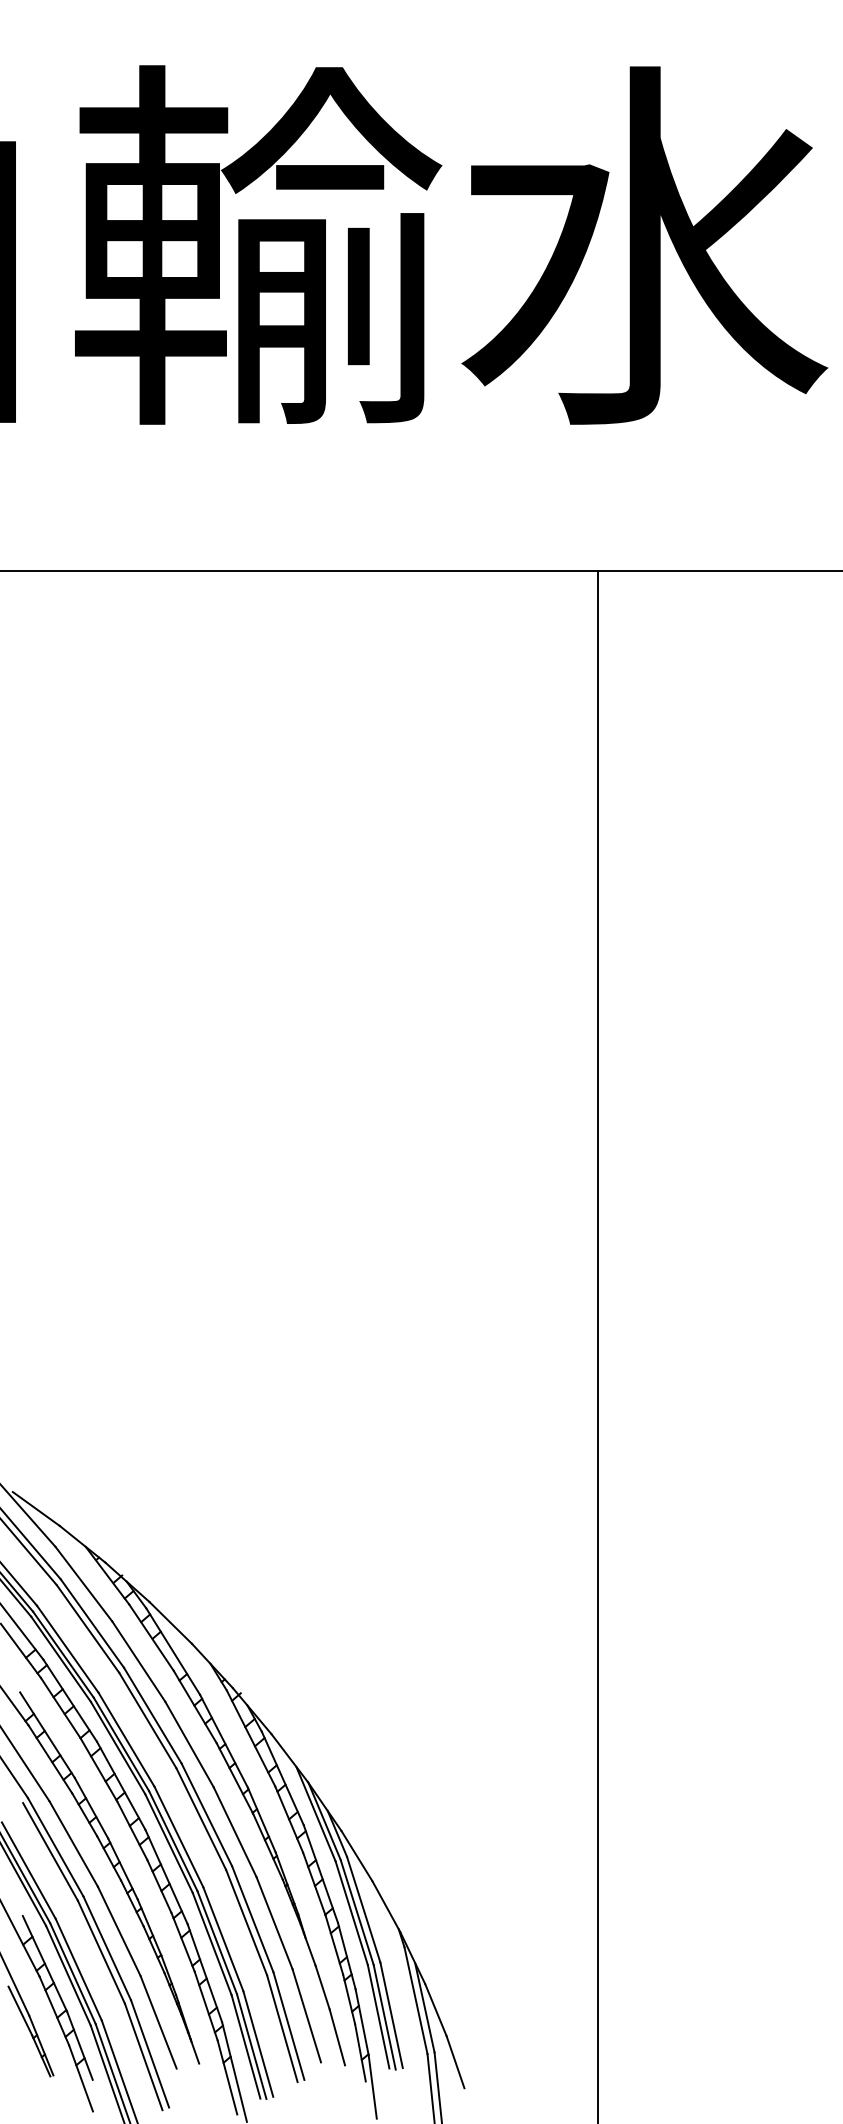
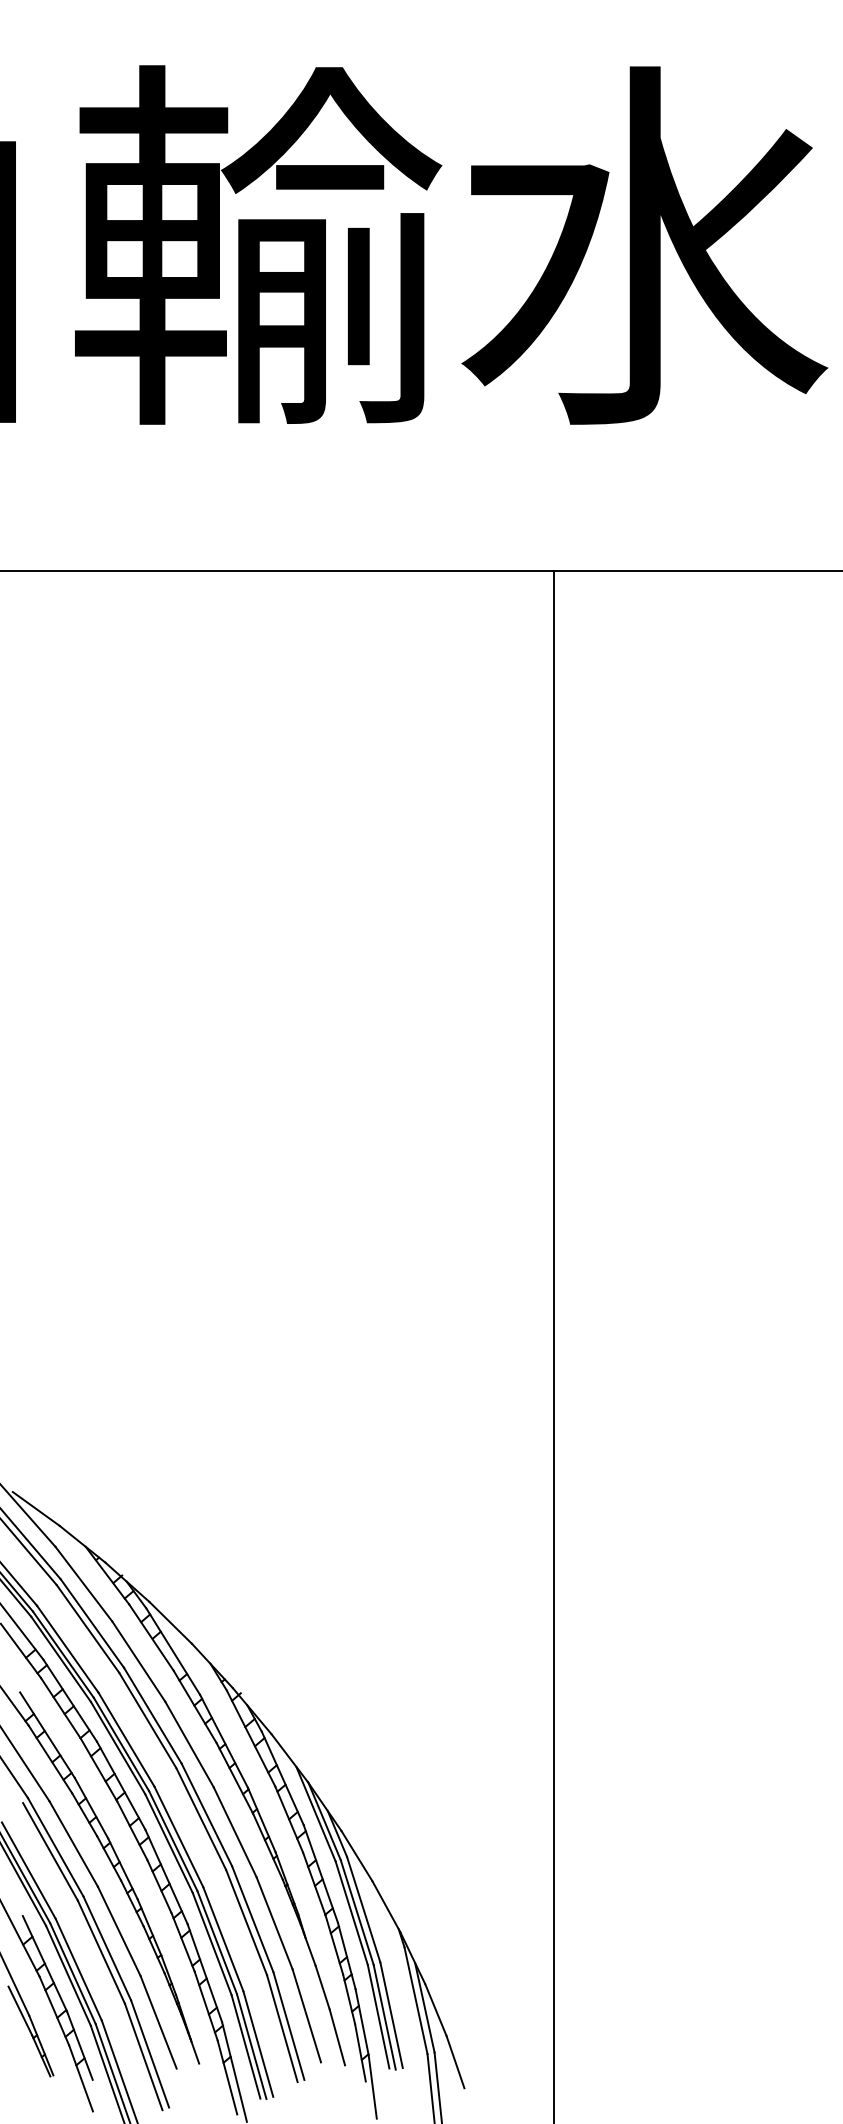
line position: (598, 1345) -> (554, 1345) (554, 1345)
